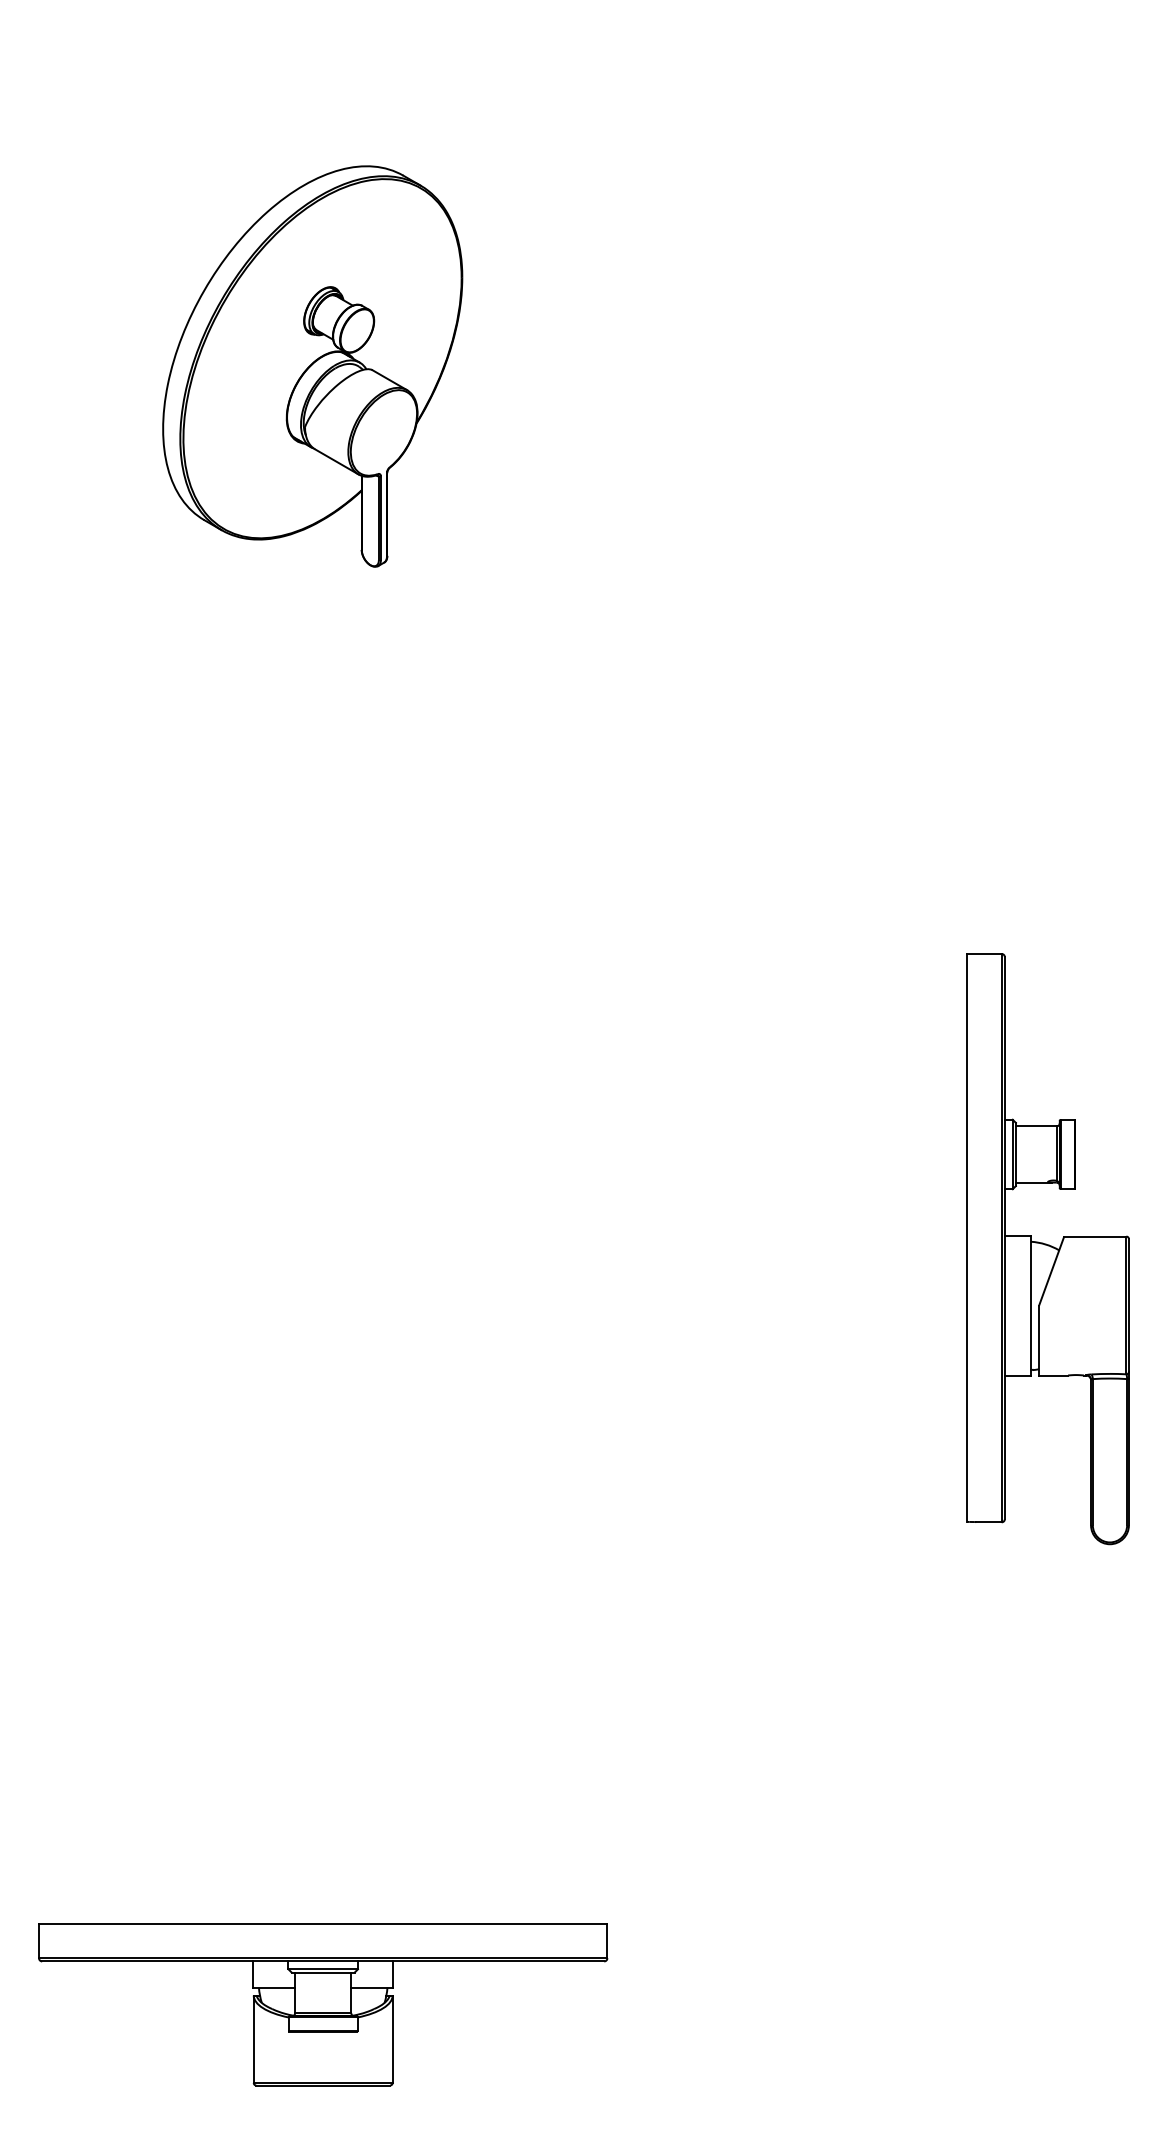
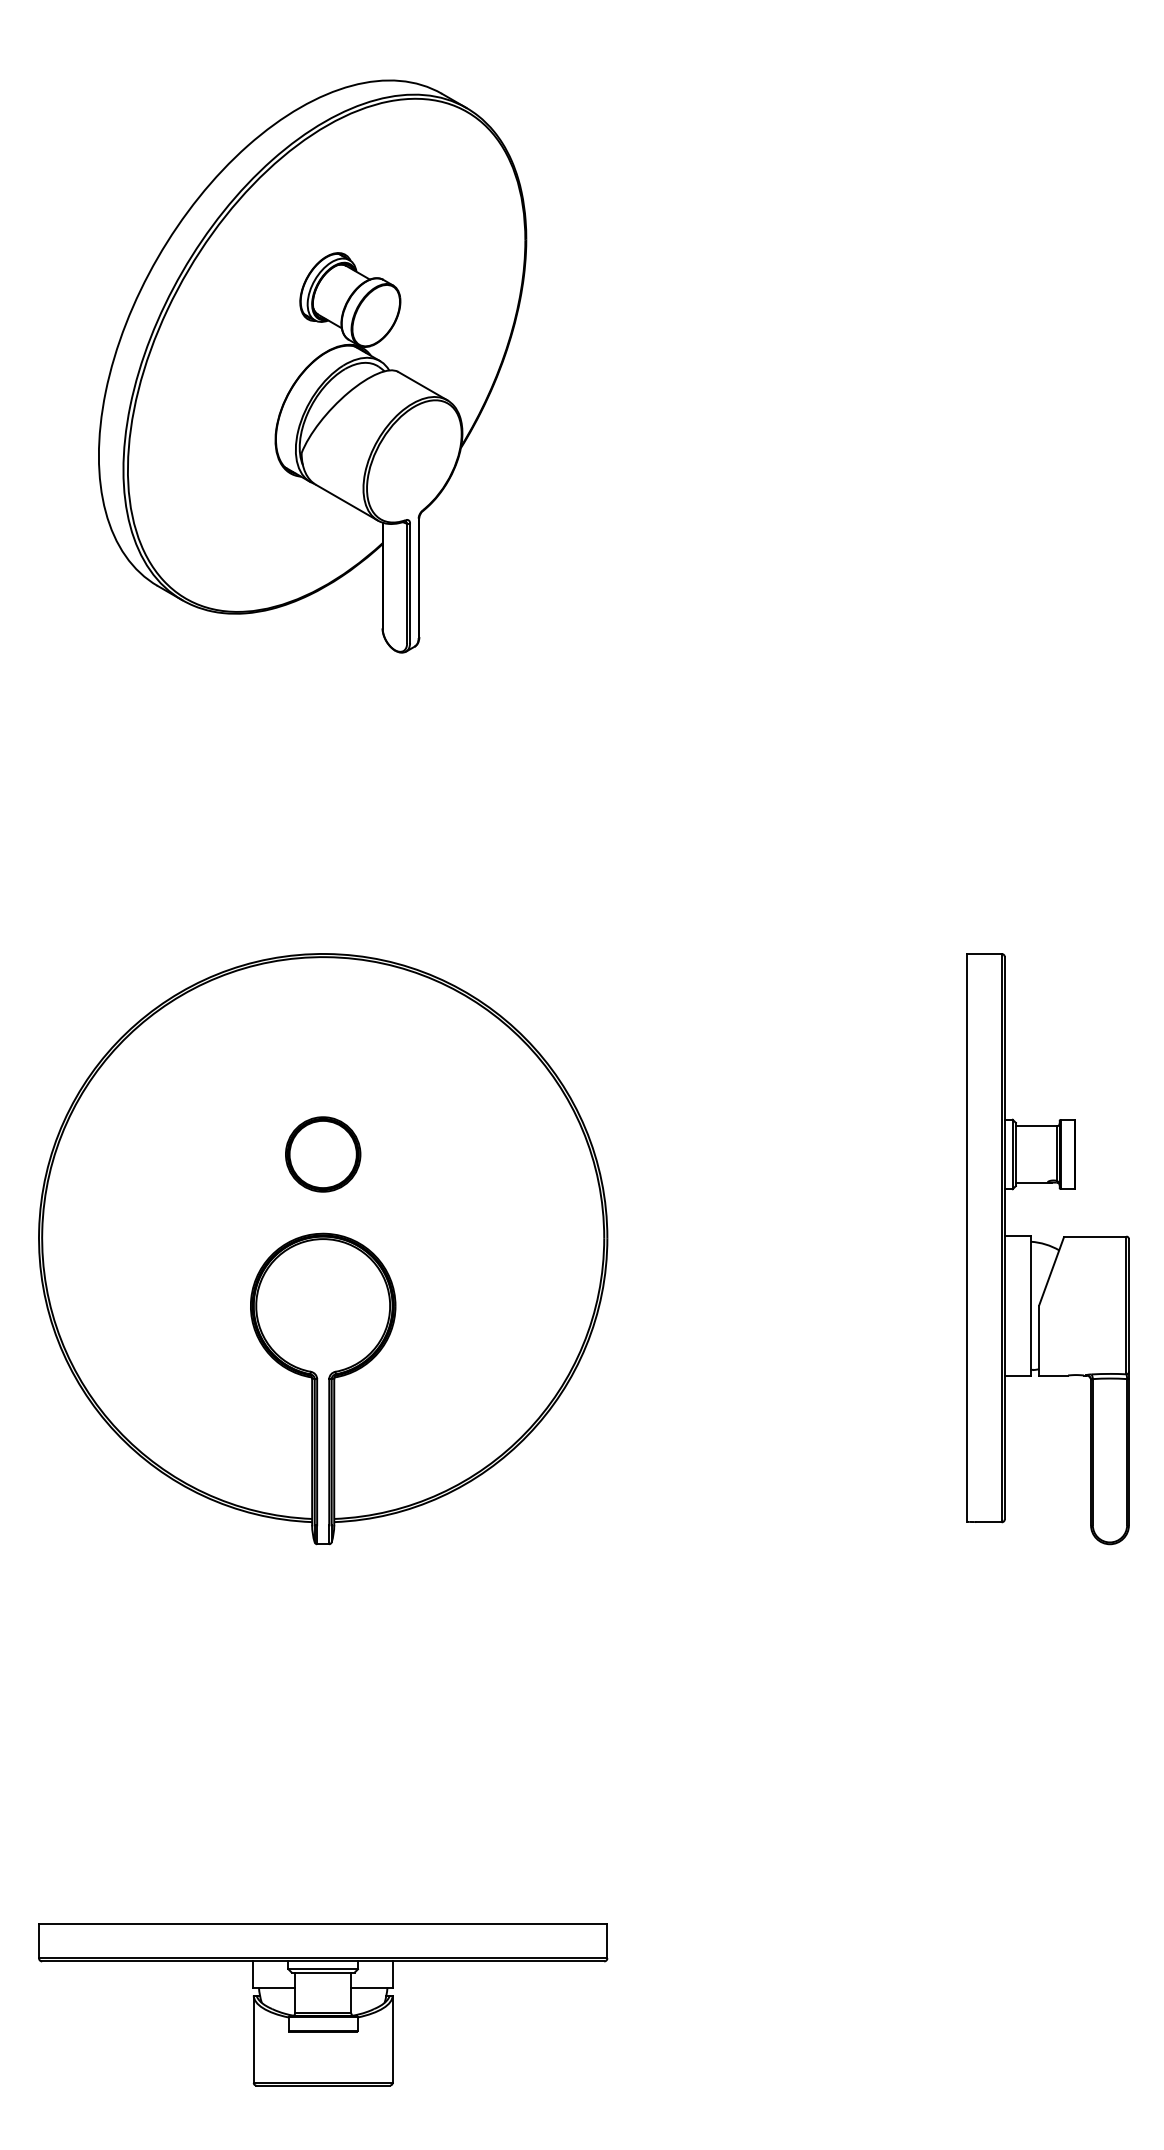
part size: 302x403 px -> 430x575 px (312, 366)
part: none -> present (323, 1249)
